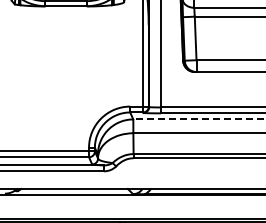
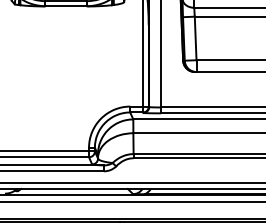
line: dashed -> solid (199, 119)
line: none -> present (132, 183)
line: none -> present (132, 202)
